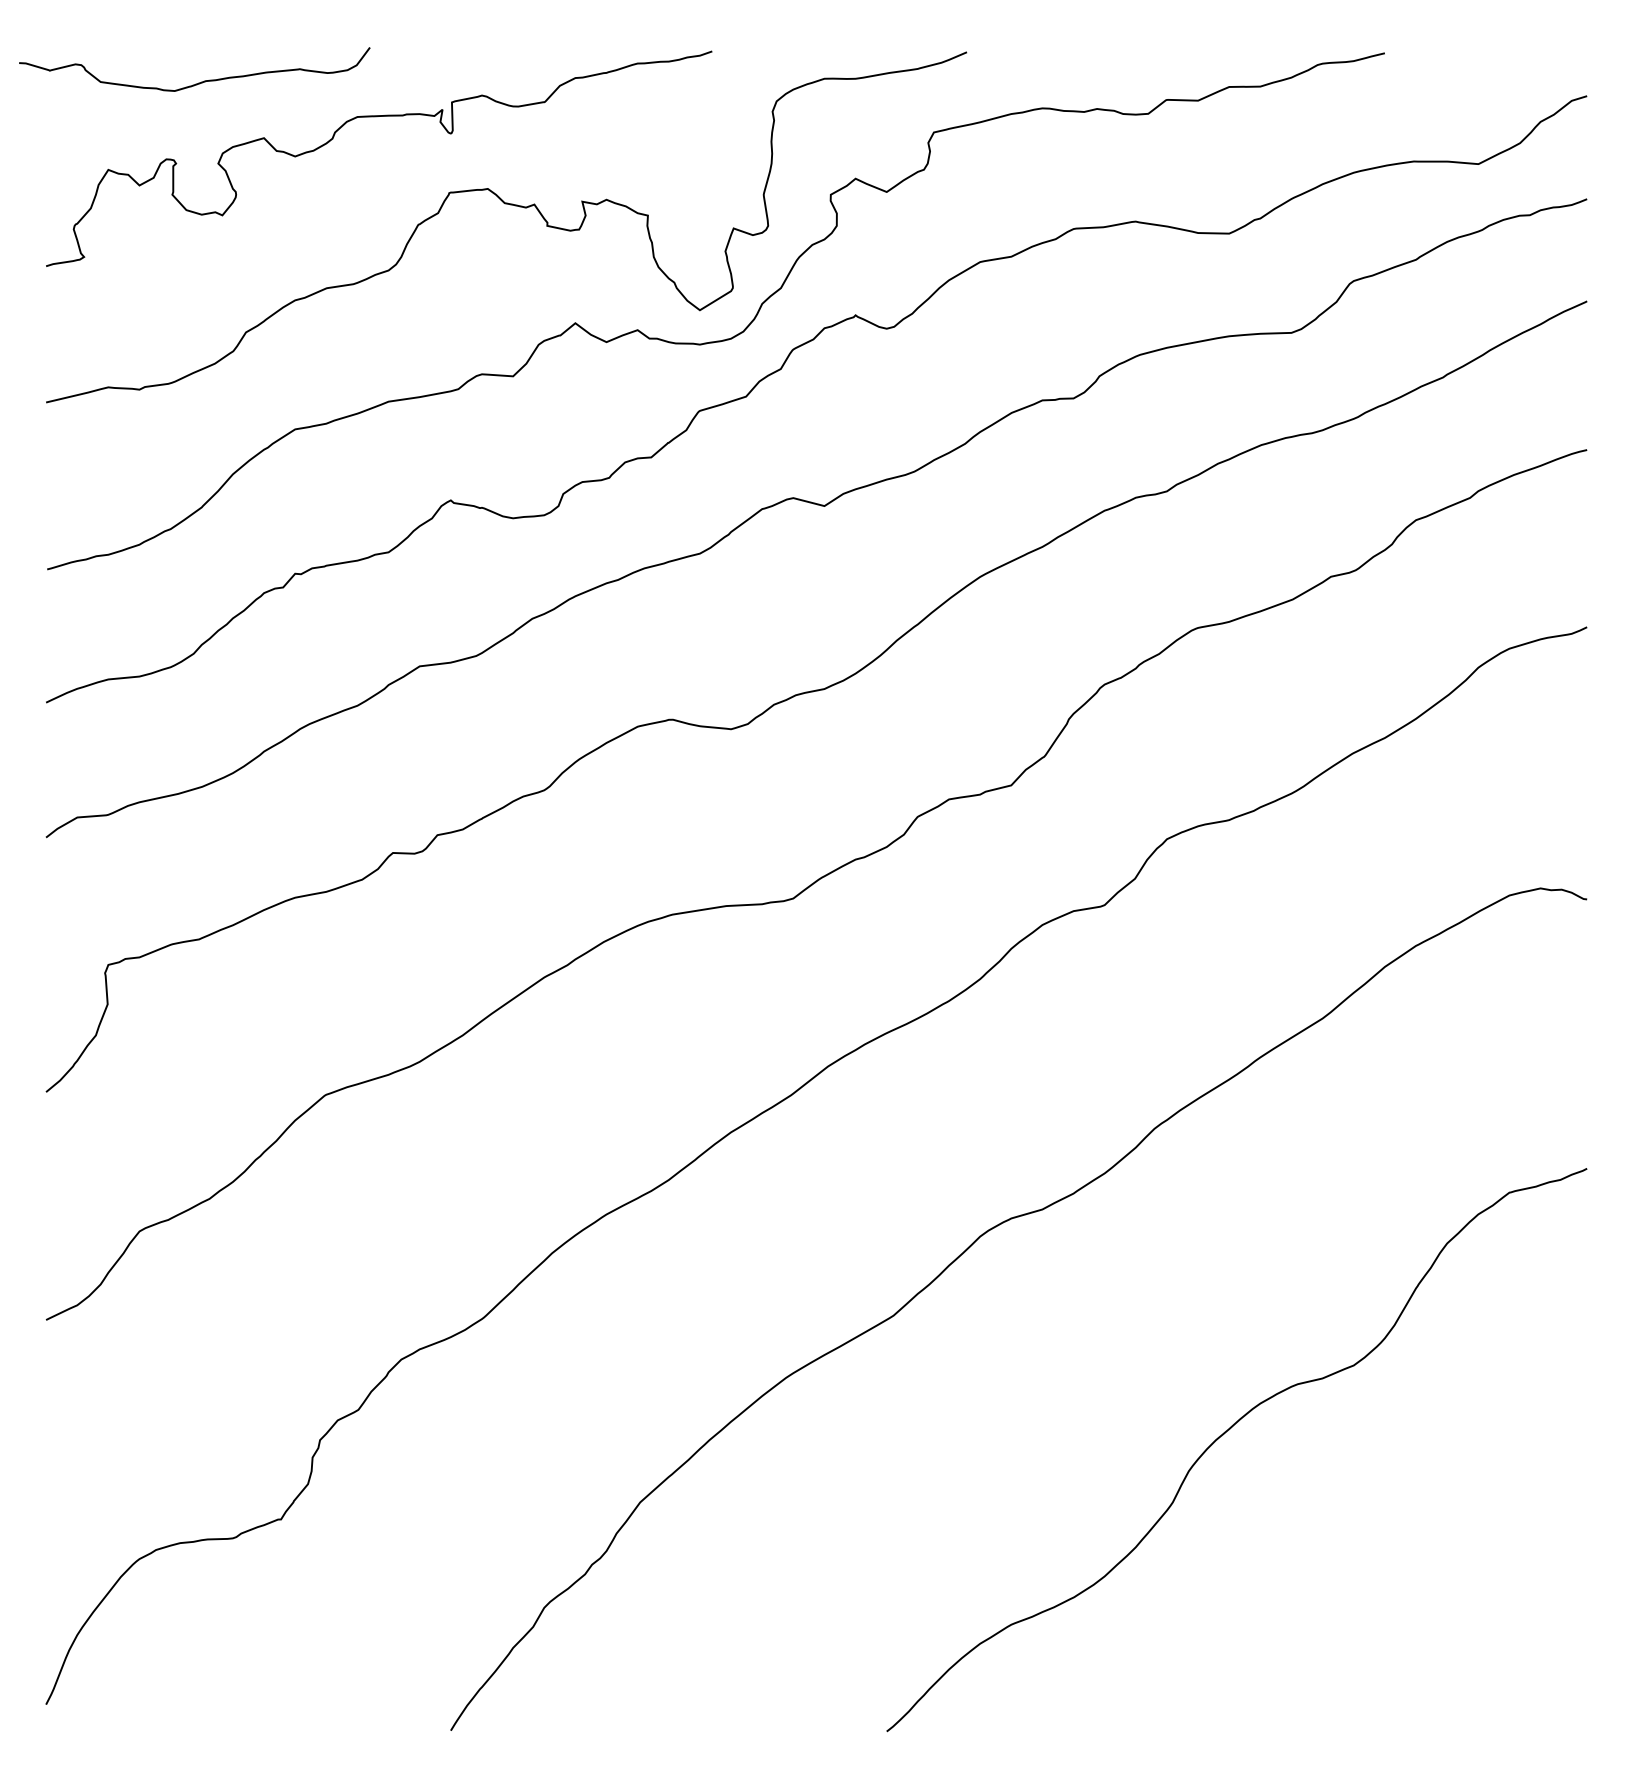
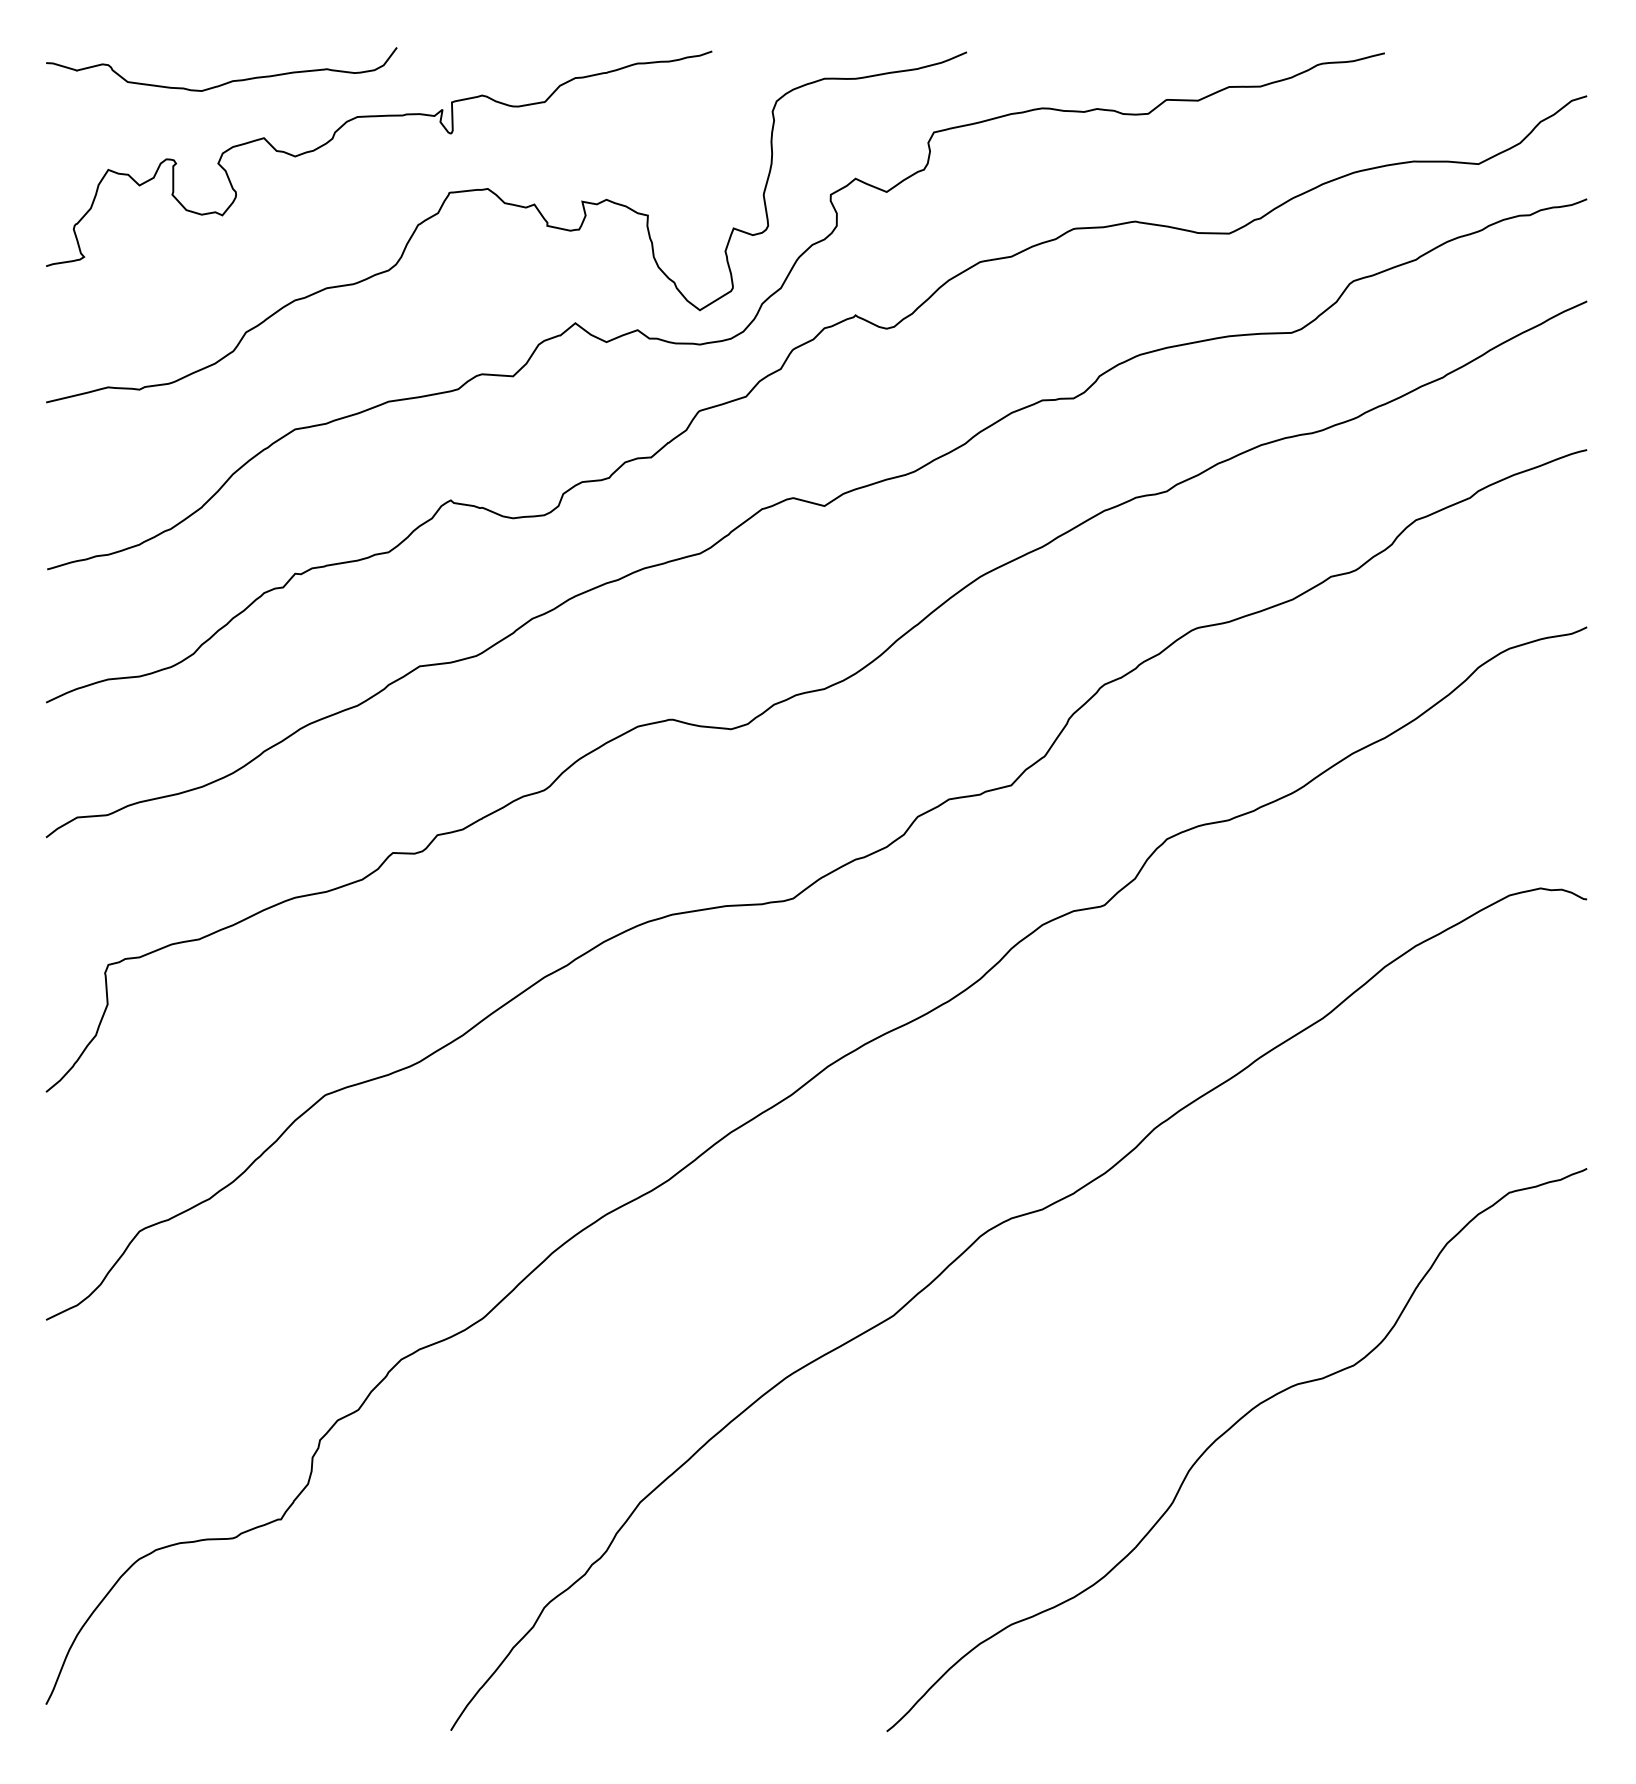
curve position: (198, 82) -> (225, 82) (225, 82)
